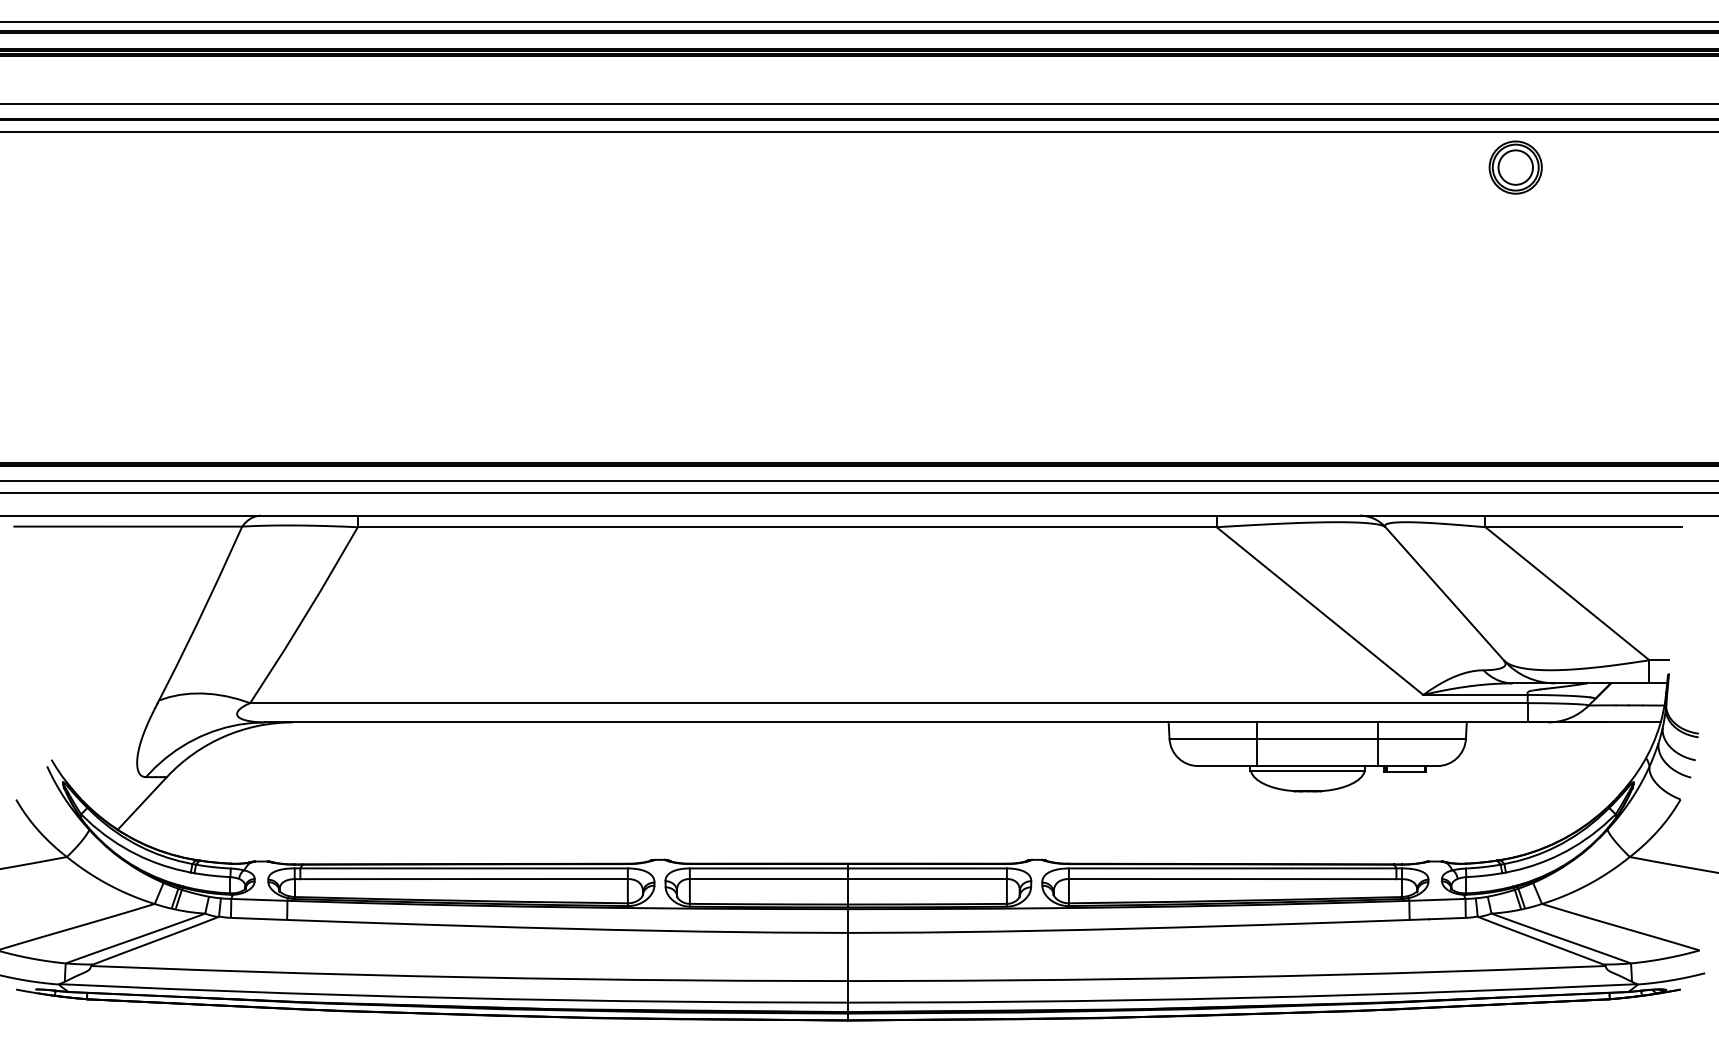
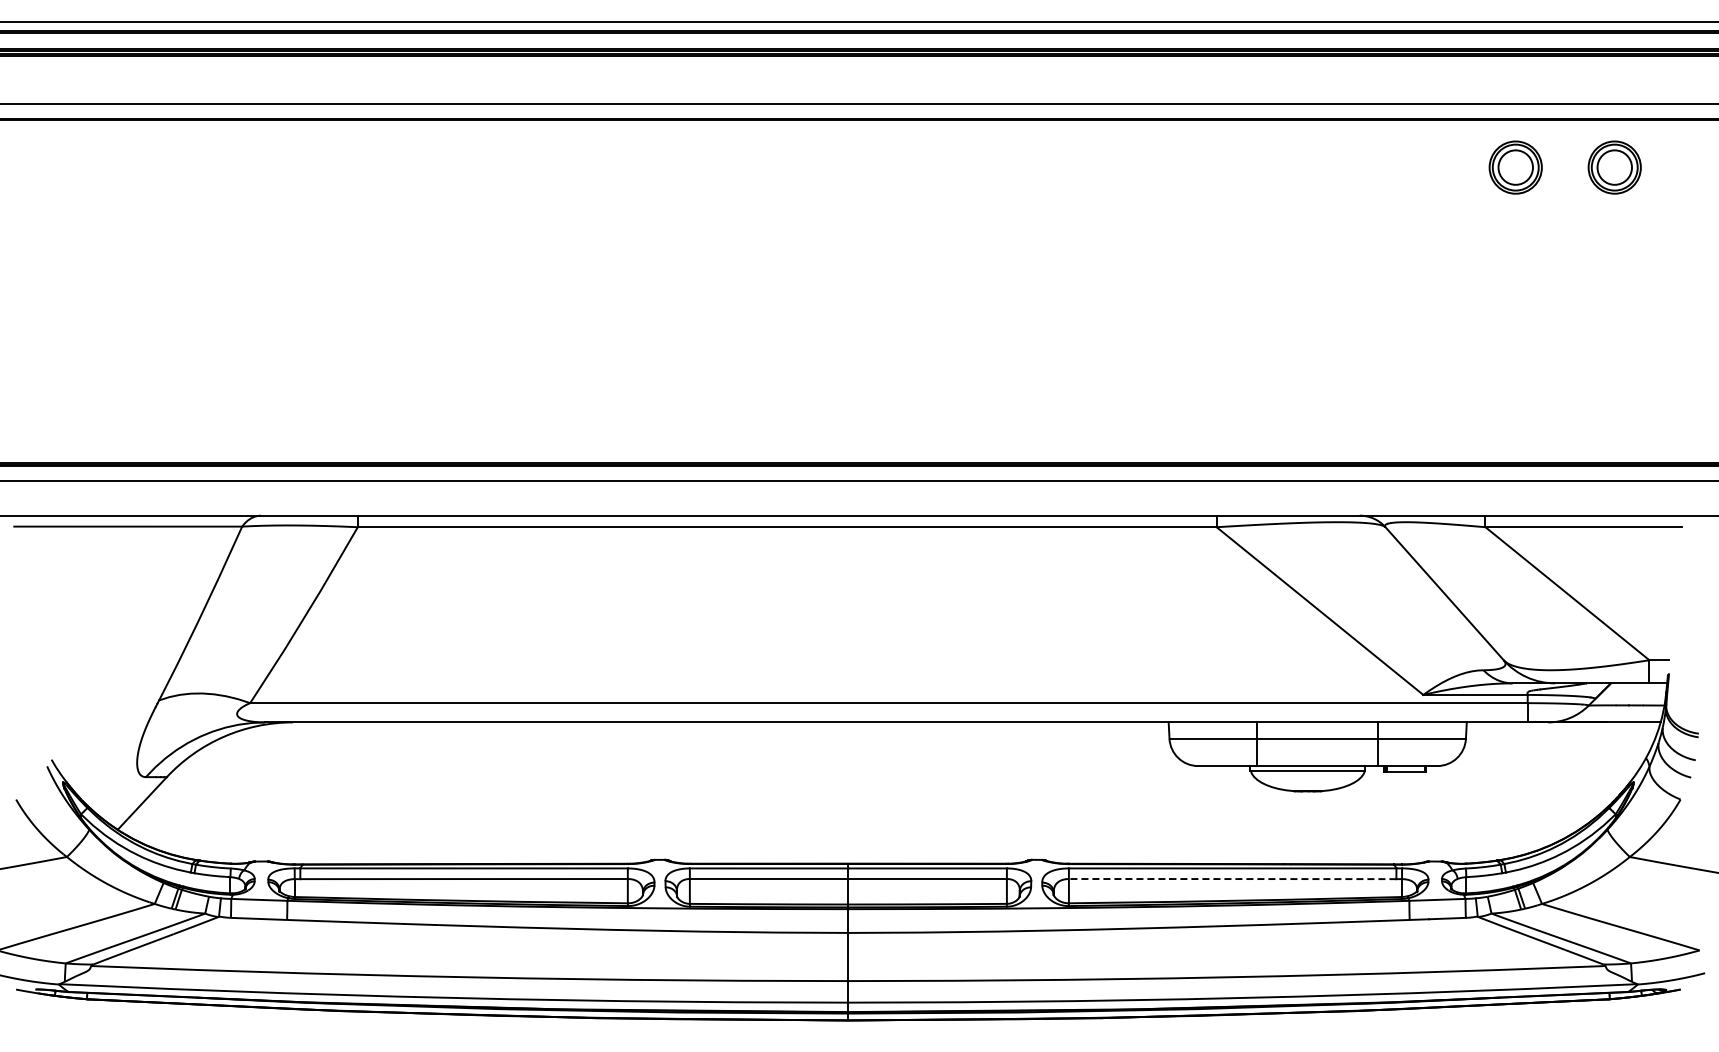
line: present -> none (858, 132)
part: none -> present (1614, 167)
line: present -> none (858, 492)
line: solid -> dashed (1232, 879)
